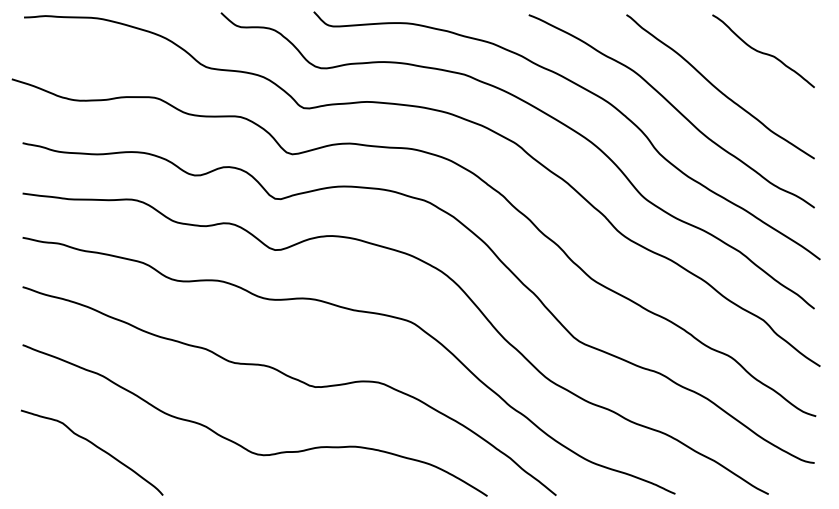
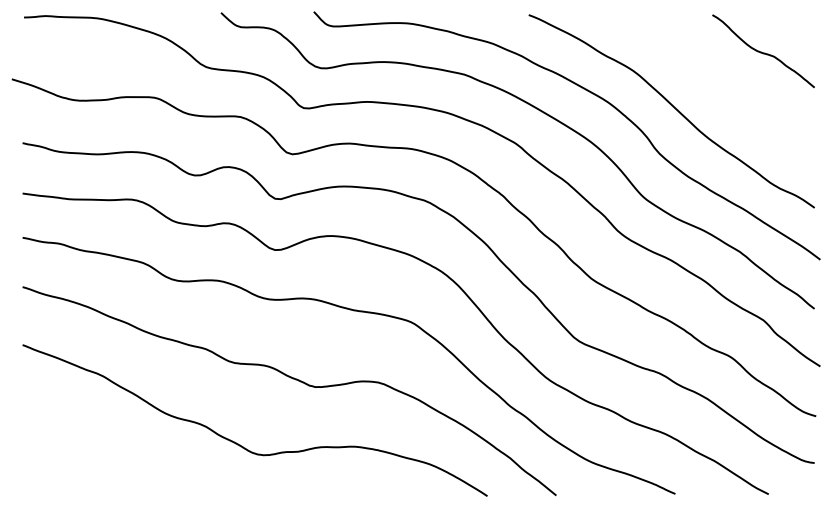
curve: present -> none (718, 88)
curve: present -> none (94, 446)
